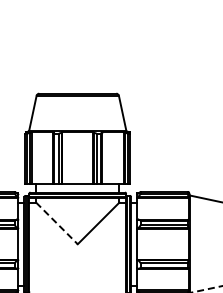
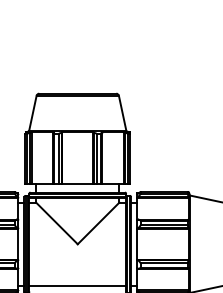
line: dashed -> solid (57, 223)
line: none -> present (77, 285)
line: dashed -> solid (206, 289)
